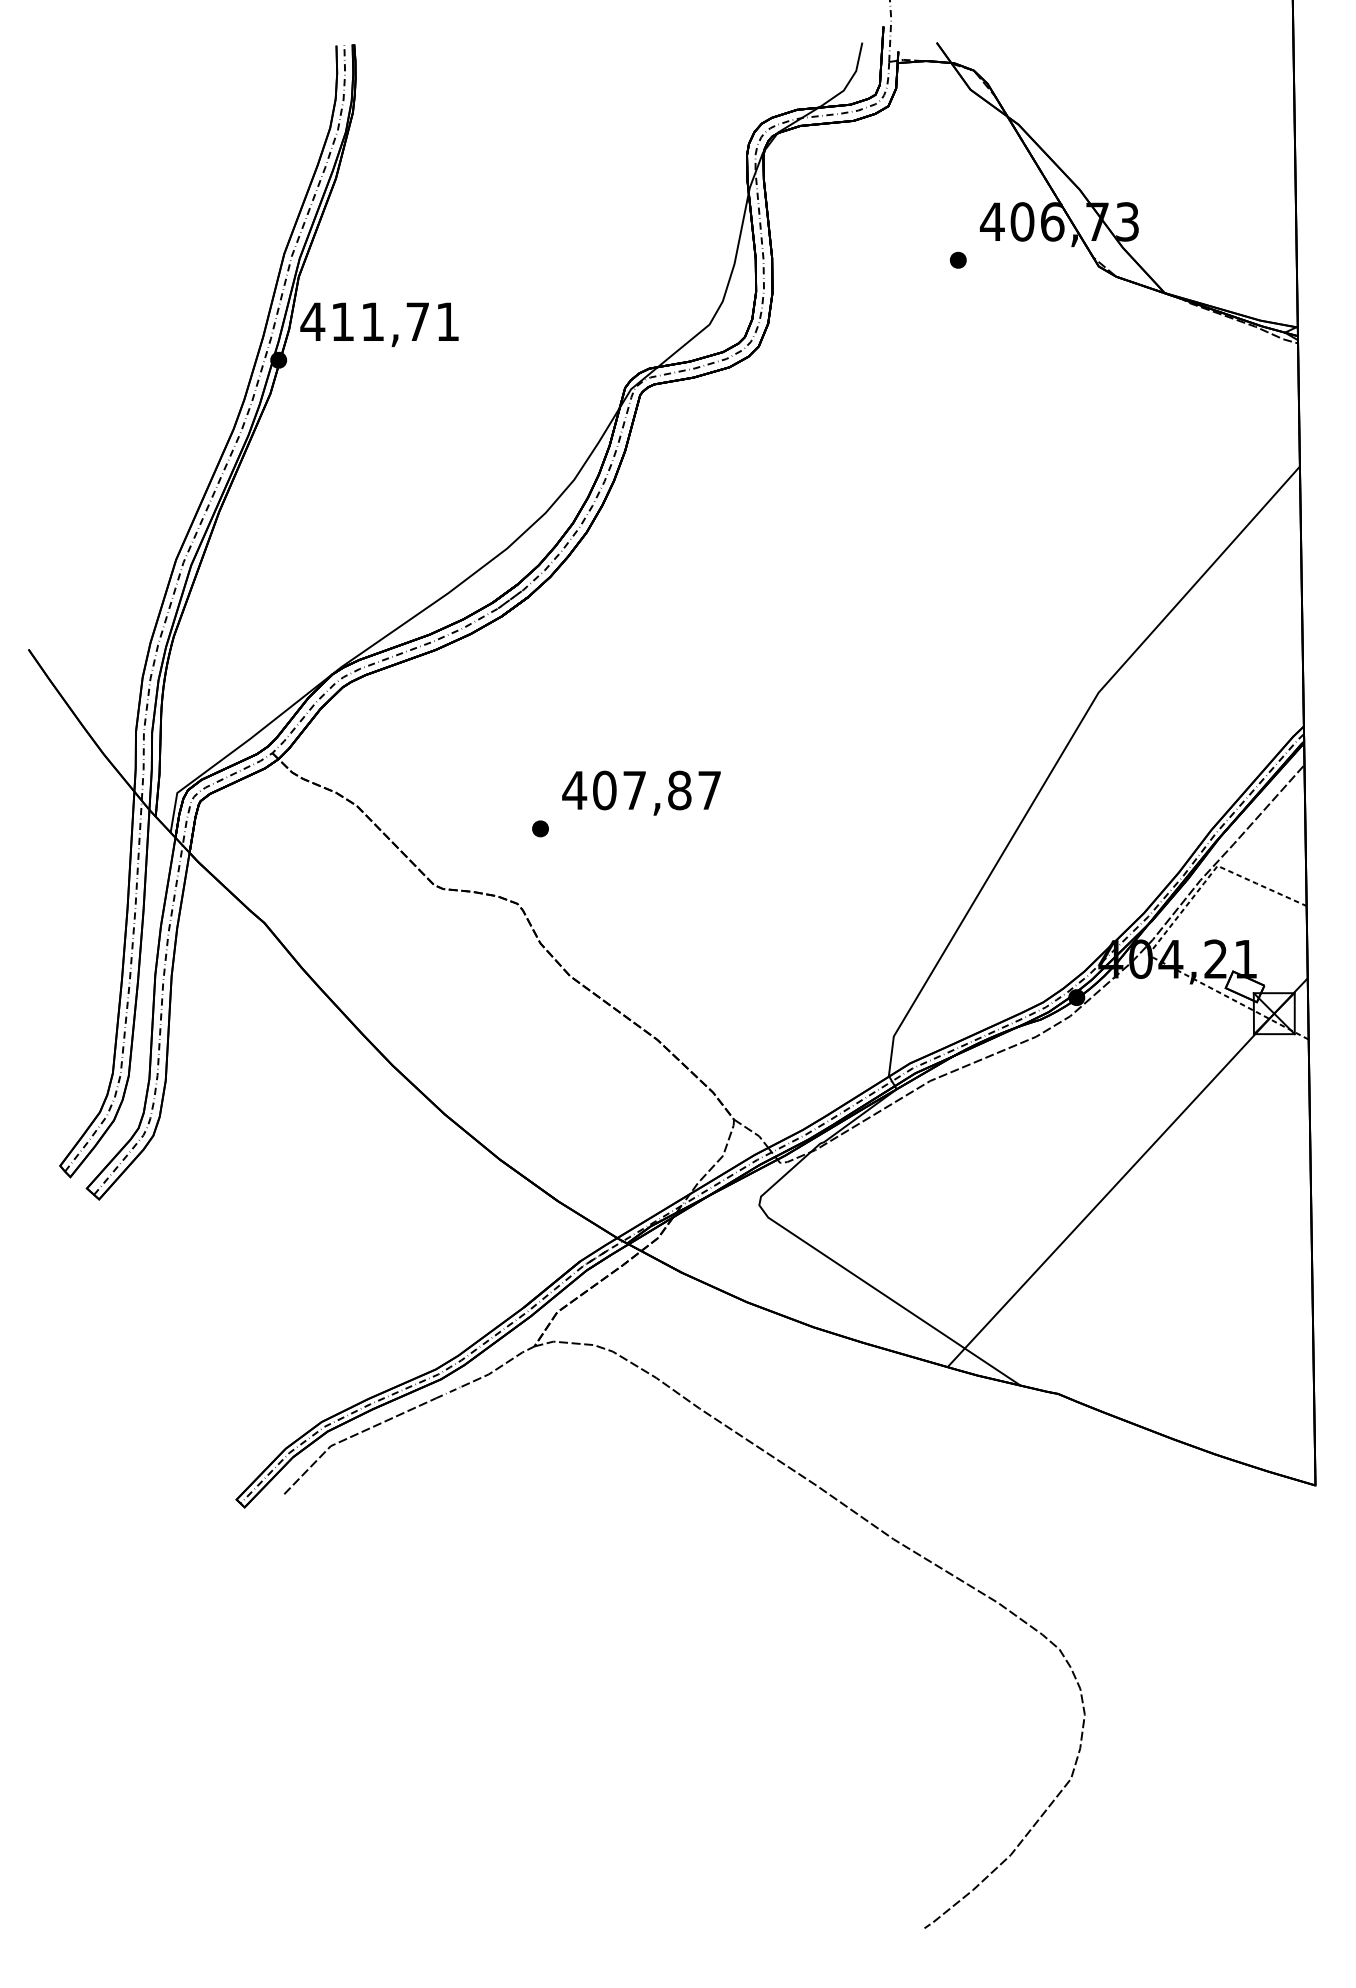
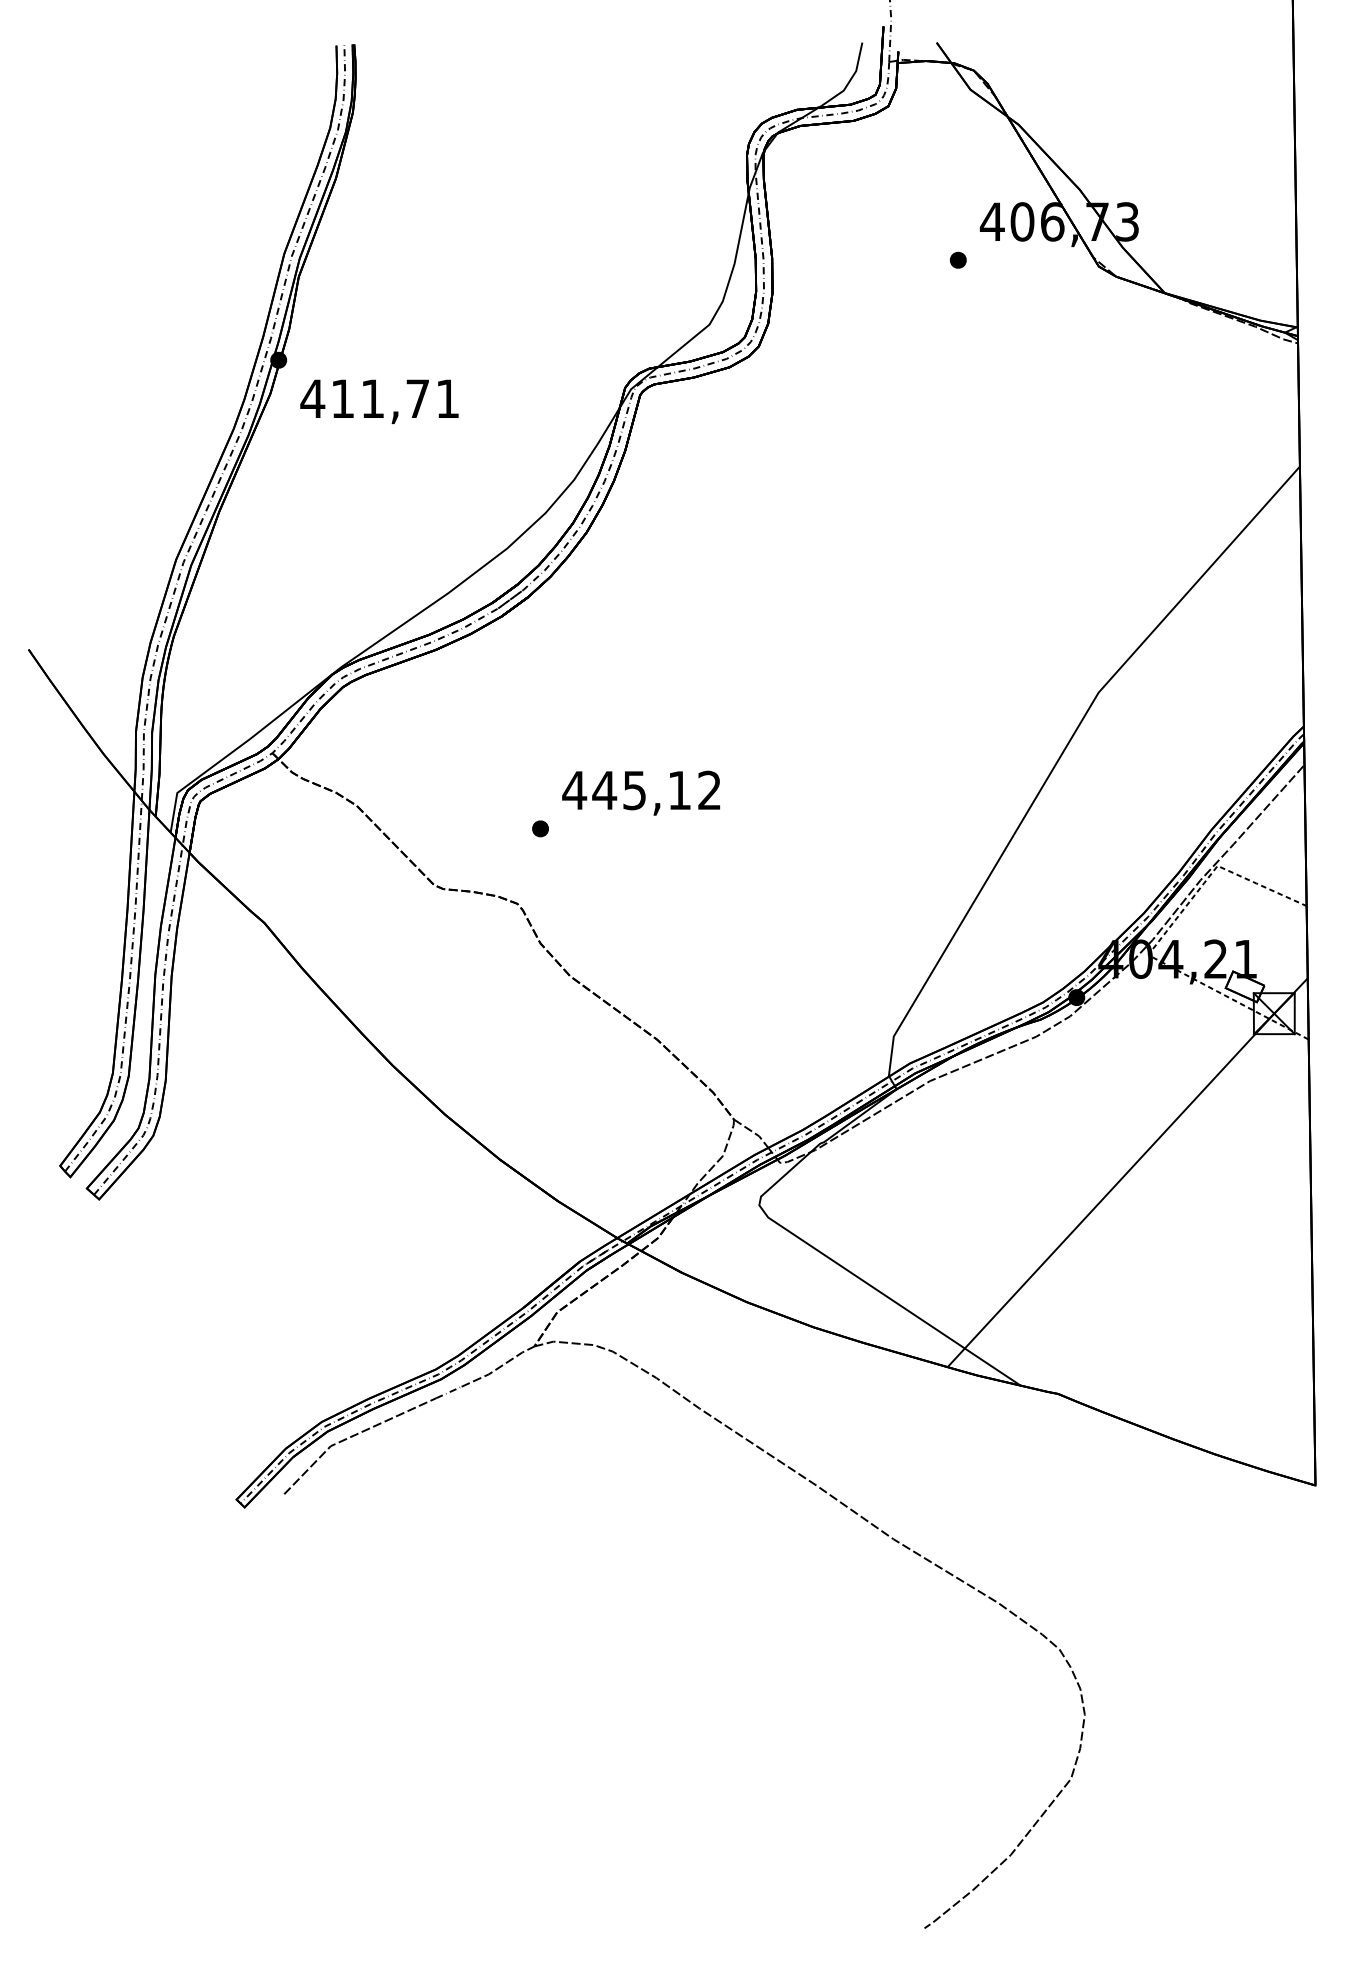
text position: (379, 324) -> (379, 401) (379, 401)
text: 407,87 -> 445,12 (656, 790)
